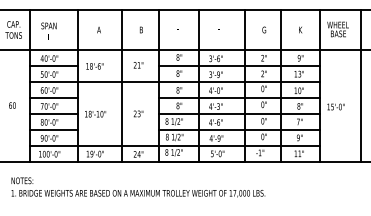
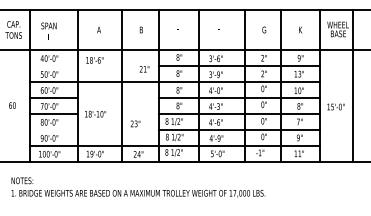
line: present -> none (53, 65)
text position: (138, 65) -> (144, 69) (144, 69)
text position: (94, 66) -> (94, 60) (94, 60)
line position: (360, 85) -> (352, 85) (352, 85)
text position: (138, 113) -> (135, 123) (135, 123)
line: present -> none (53, 129)
